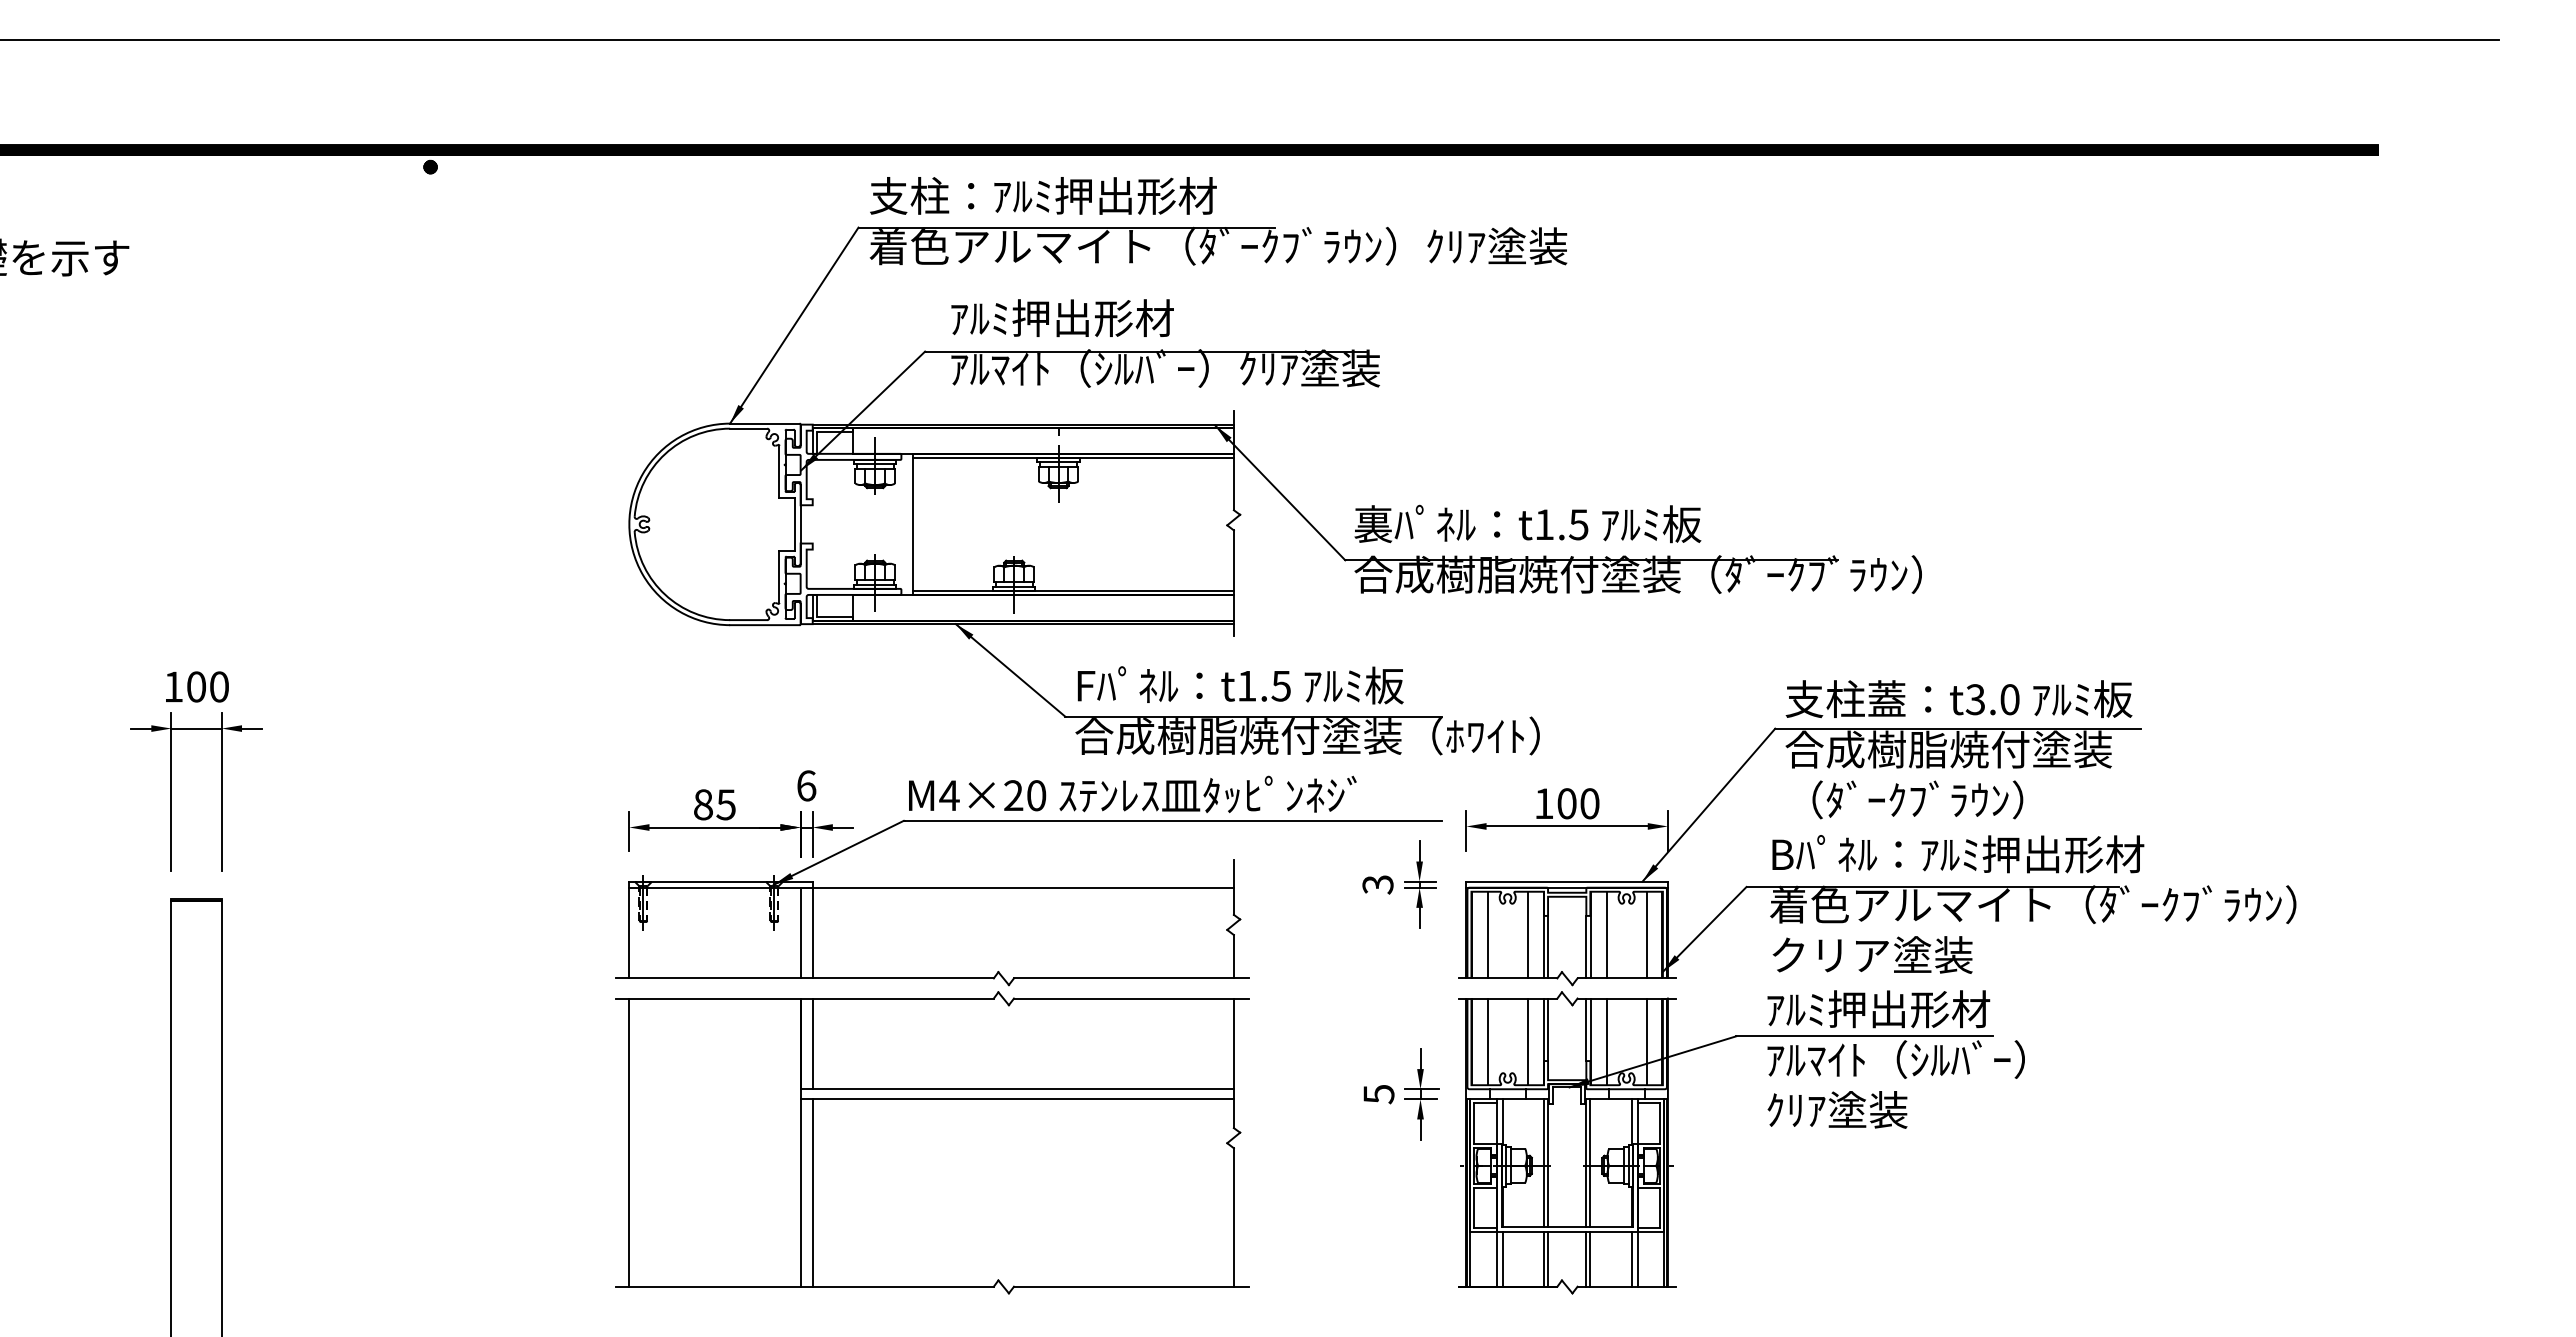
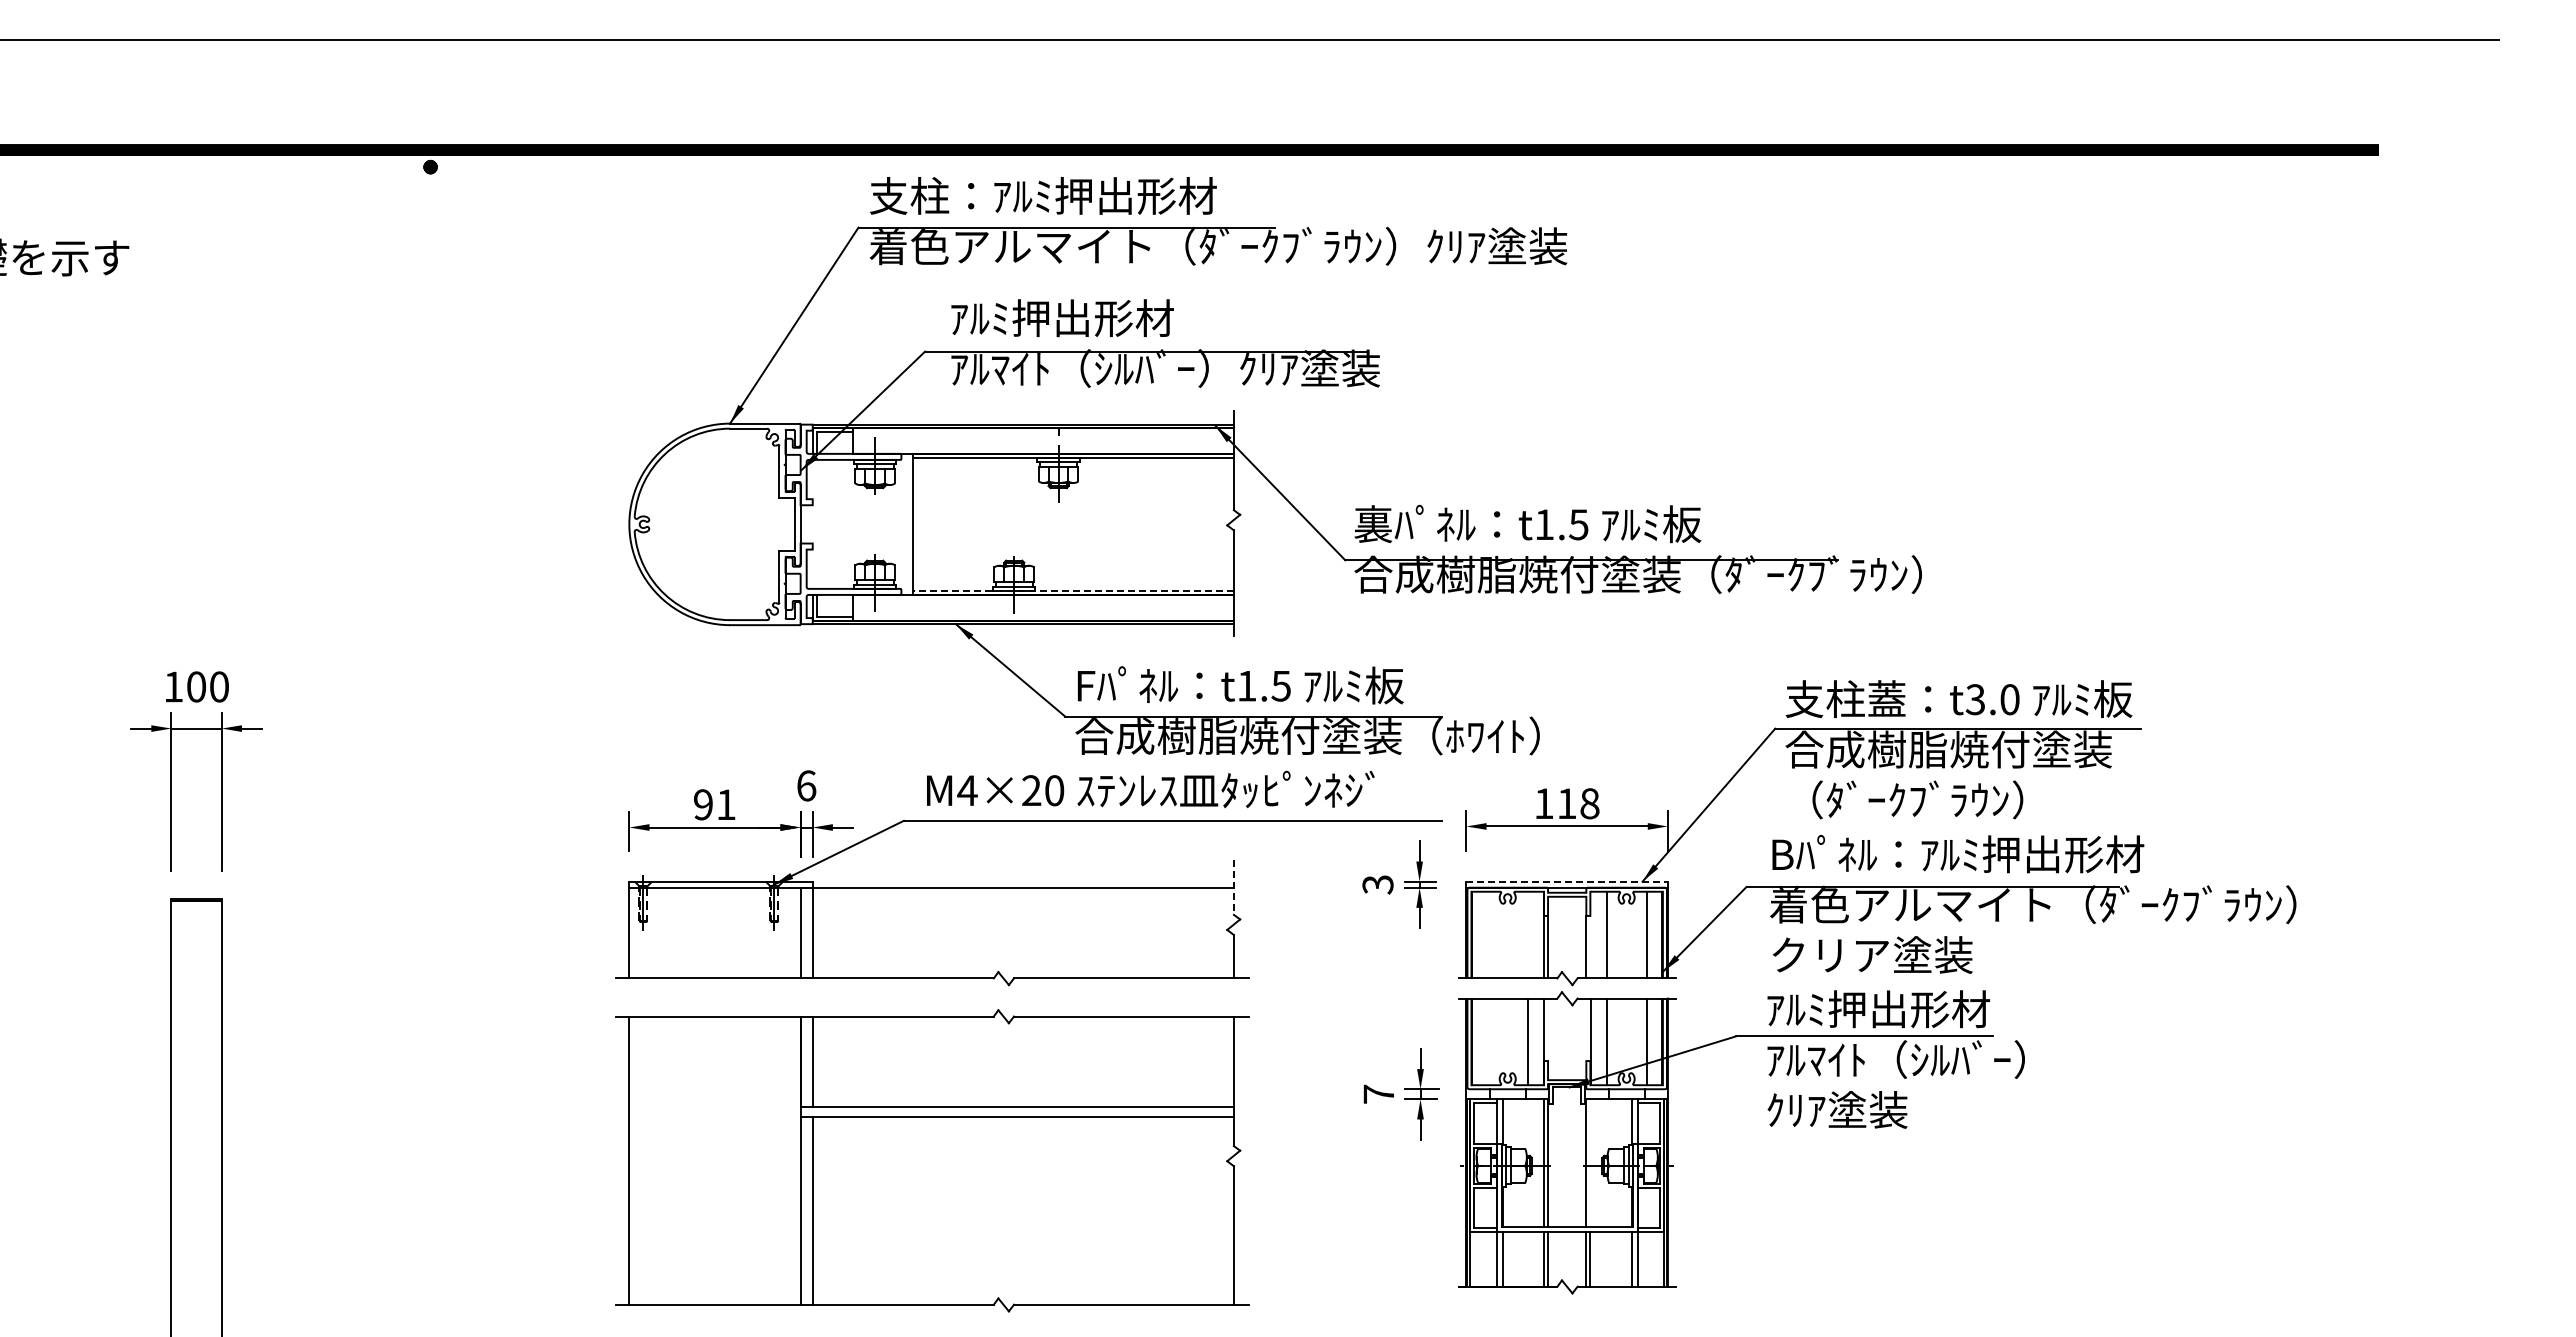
line: solid -> dashed (1073, 590)
text position: (1132, 793) -> (1150, 788) (1150, 788)
text: 100 -> 118 (1578, 803)
text: 85 -> 91 (714, 804)
line: solid -> dashed (1567, 881)
line: solid -> dashed (1233, 888)
line: present -> none (1487, 934)
line: present -> none (1527, 934)
line: present -> none (1590, 934)
line: present -> none (1548, 1029)
line: present -> none (1586, 1029)
line: present -> none (1487, 1041)
text: 5 -> 7 (1378, 1094)
part position: (932, 1142) -> (932, 1160) (932, 1160)
line: present -> none (1590, 1163)
